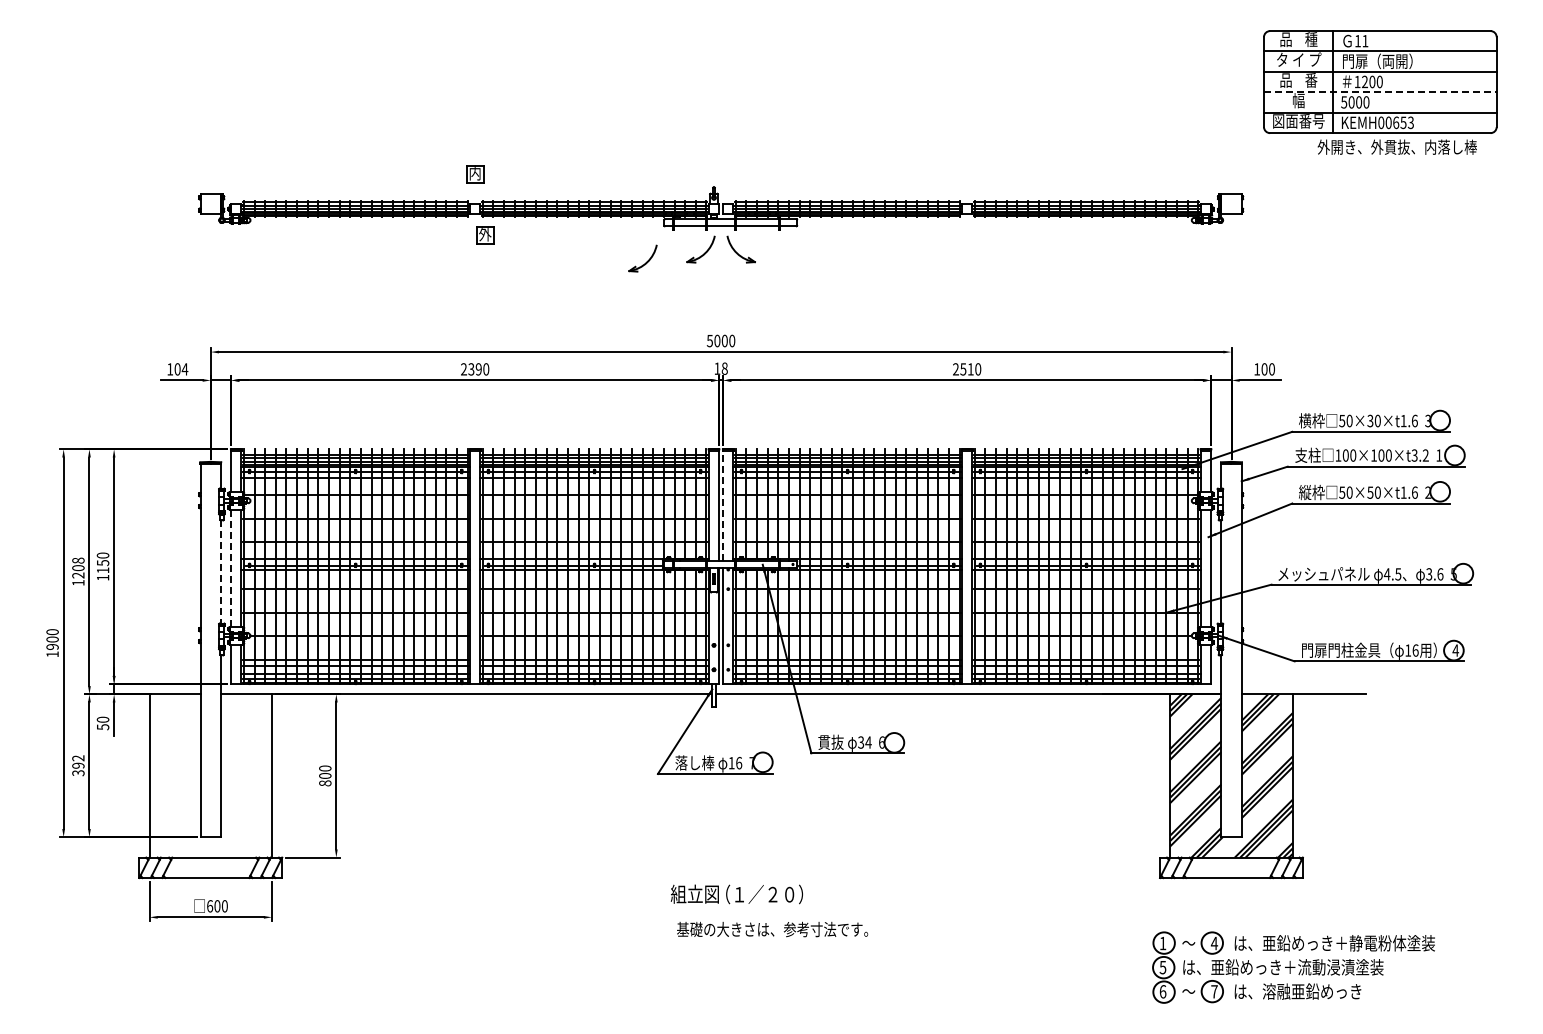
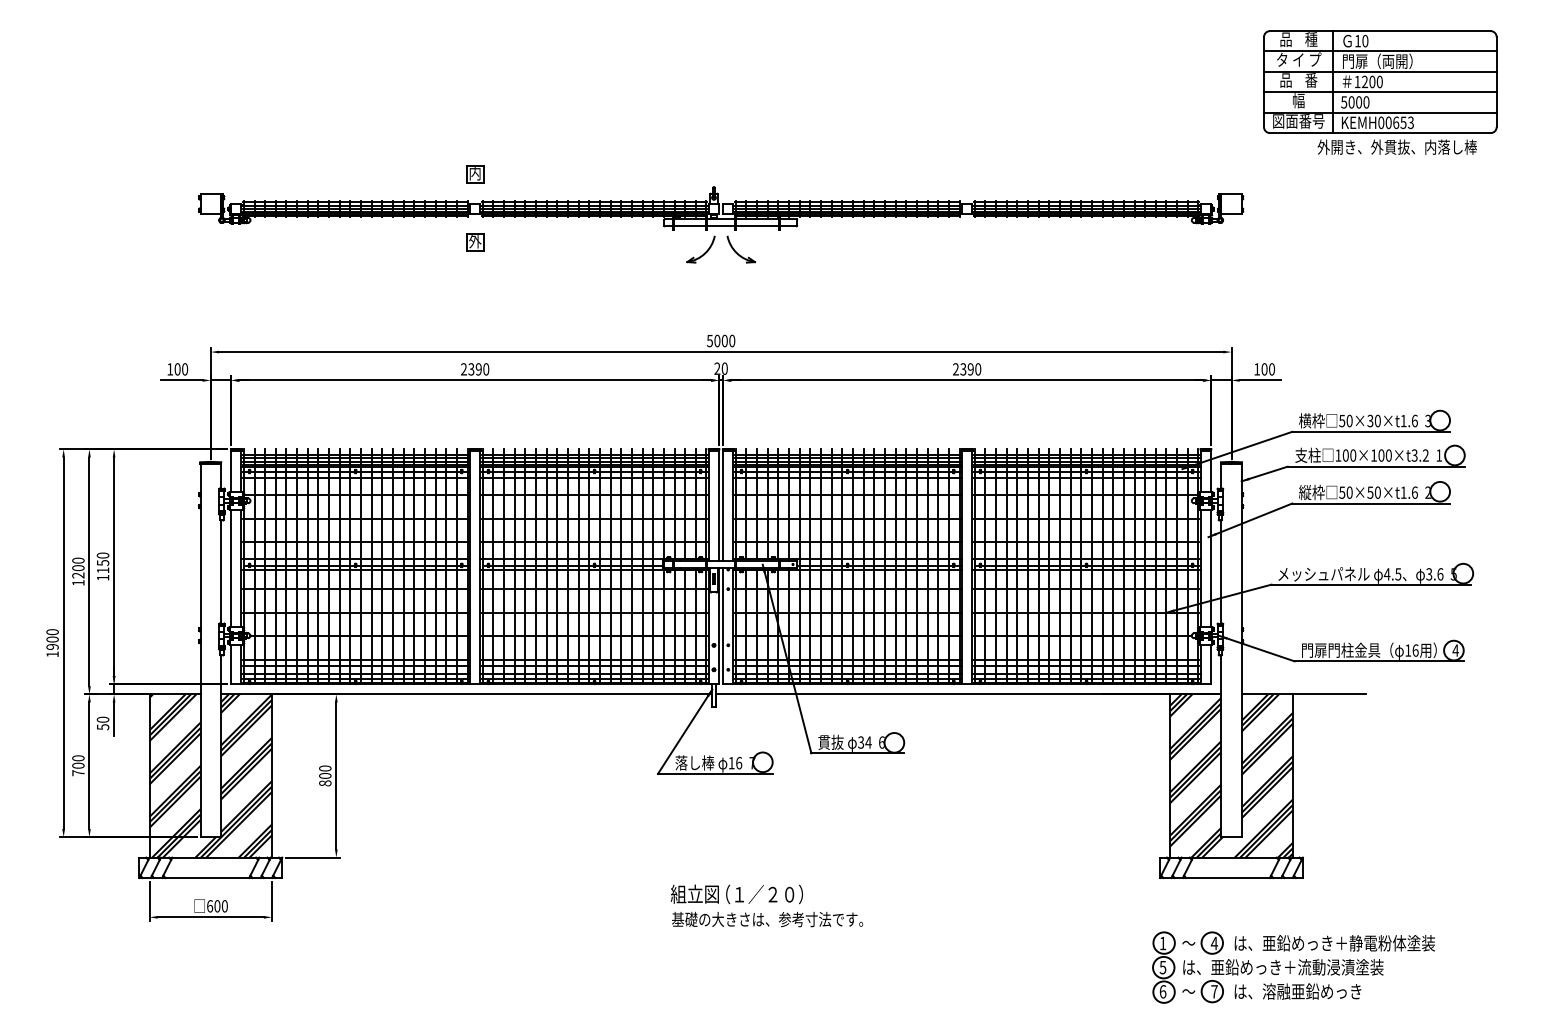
text: 11 -> 10 (1365, 40)
line: dashed -> solid (1380, 92)
part position: (485, 235) -> (475, 242) (475, 242)
part: present -> none (642, 258)
text: 18 -> 20 (720, 368)
text: 104 -> 100 (184, 369)
text: 2510 -> 2390 (966, 369)
line: dashed -> solid (723, 505)
text: 1208 -> 1200 (78, 560)
line: dashed -> solid (231, 567)
line: dashed -> solid (221, 572)
text: 392 -> 700 (78, 765)
hatch: none -> present (210, 775)
text position: (772, 929) -> (767, 919) (767, 919)
